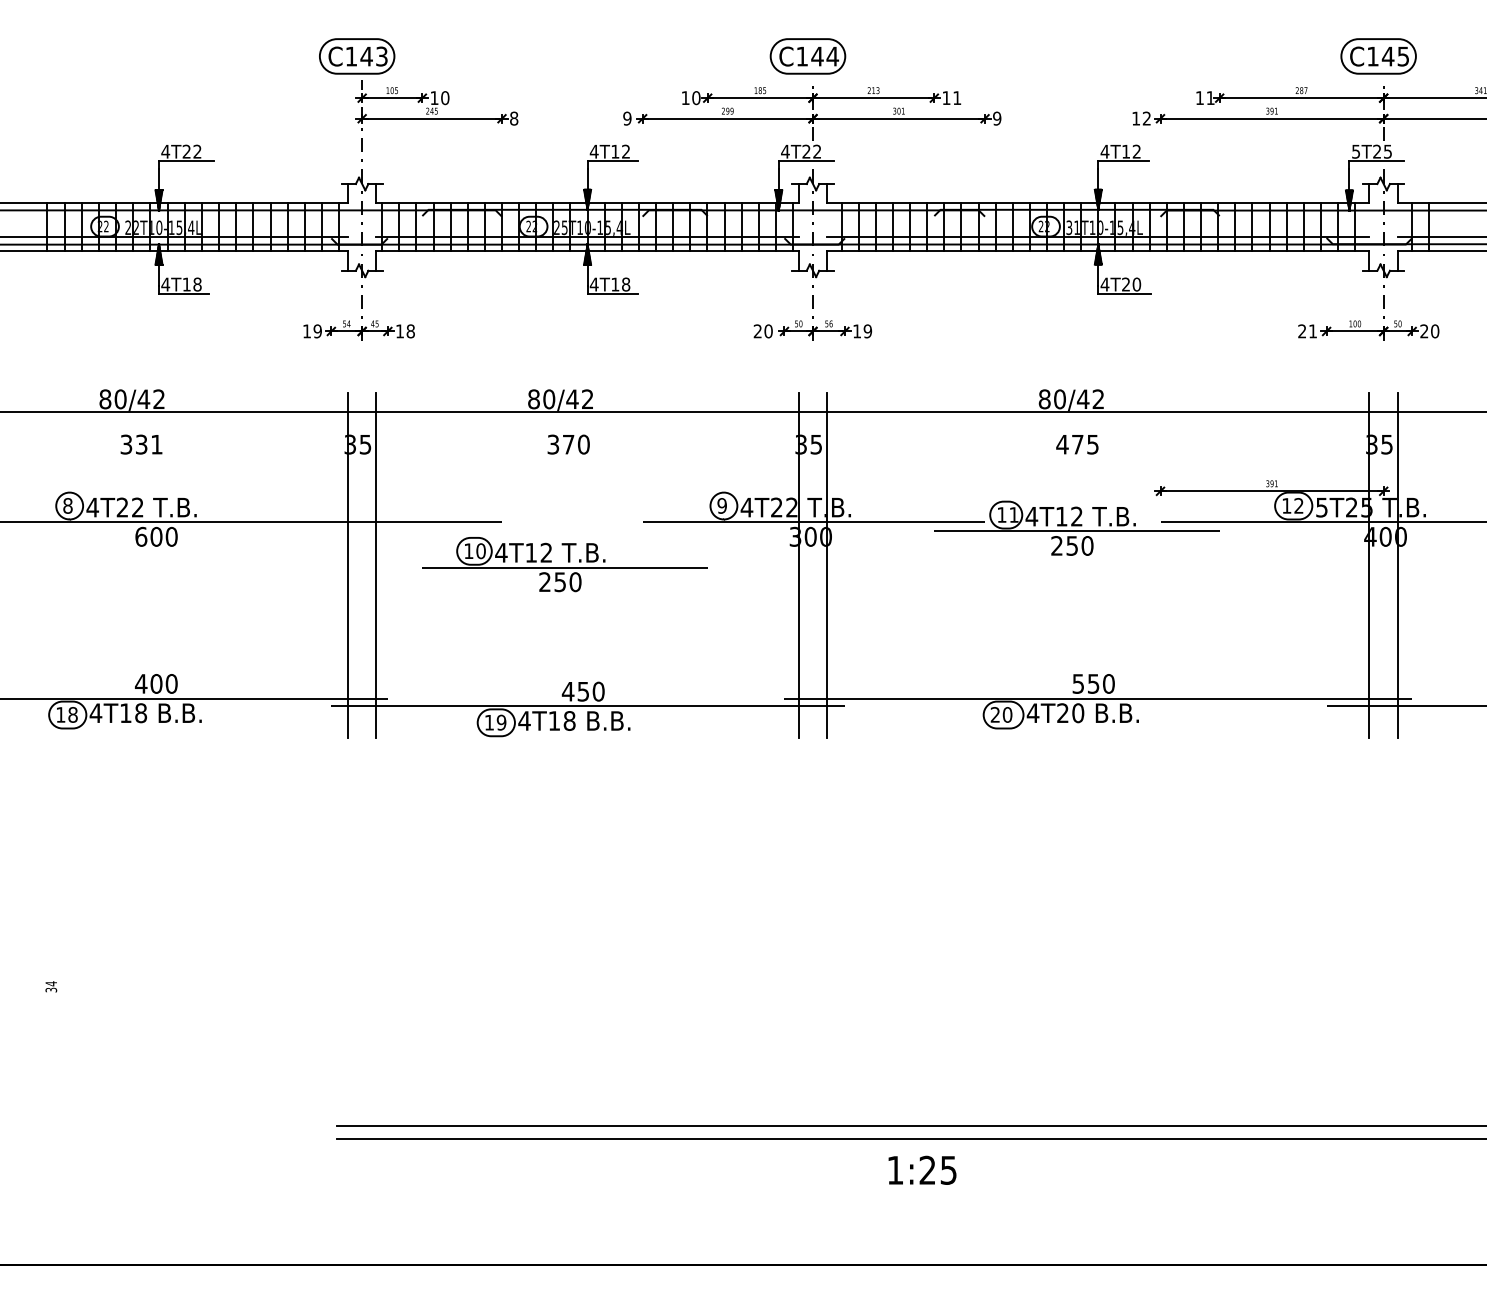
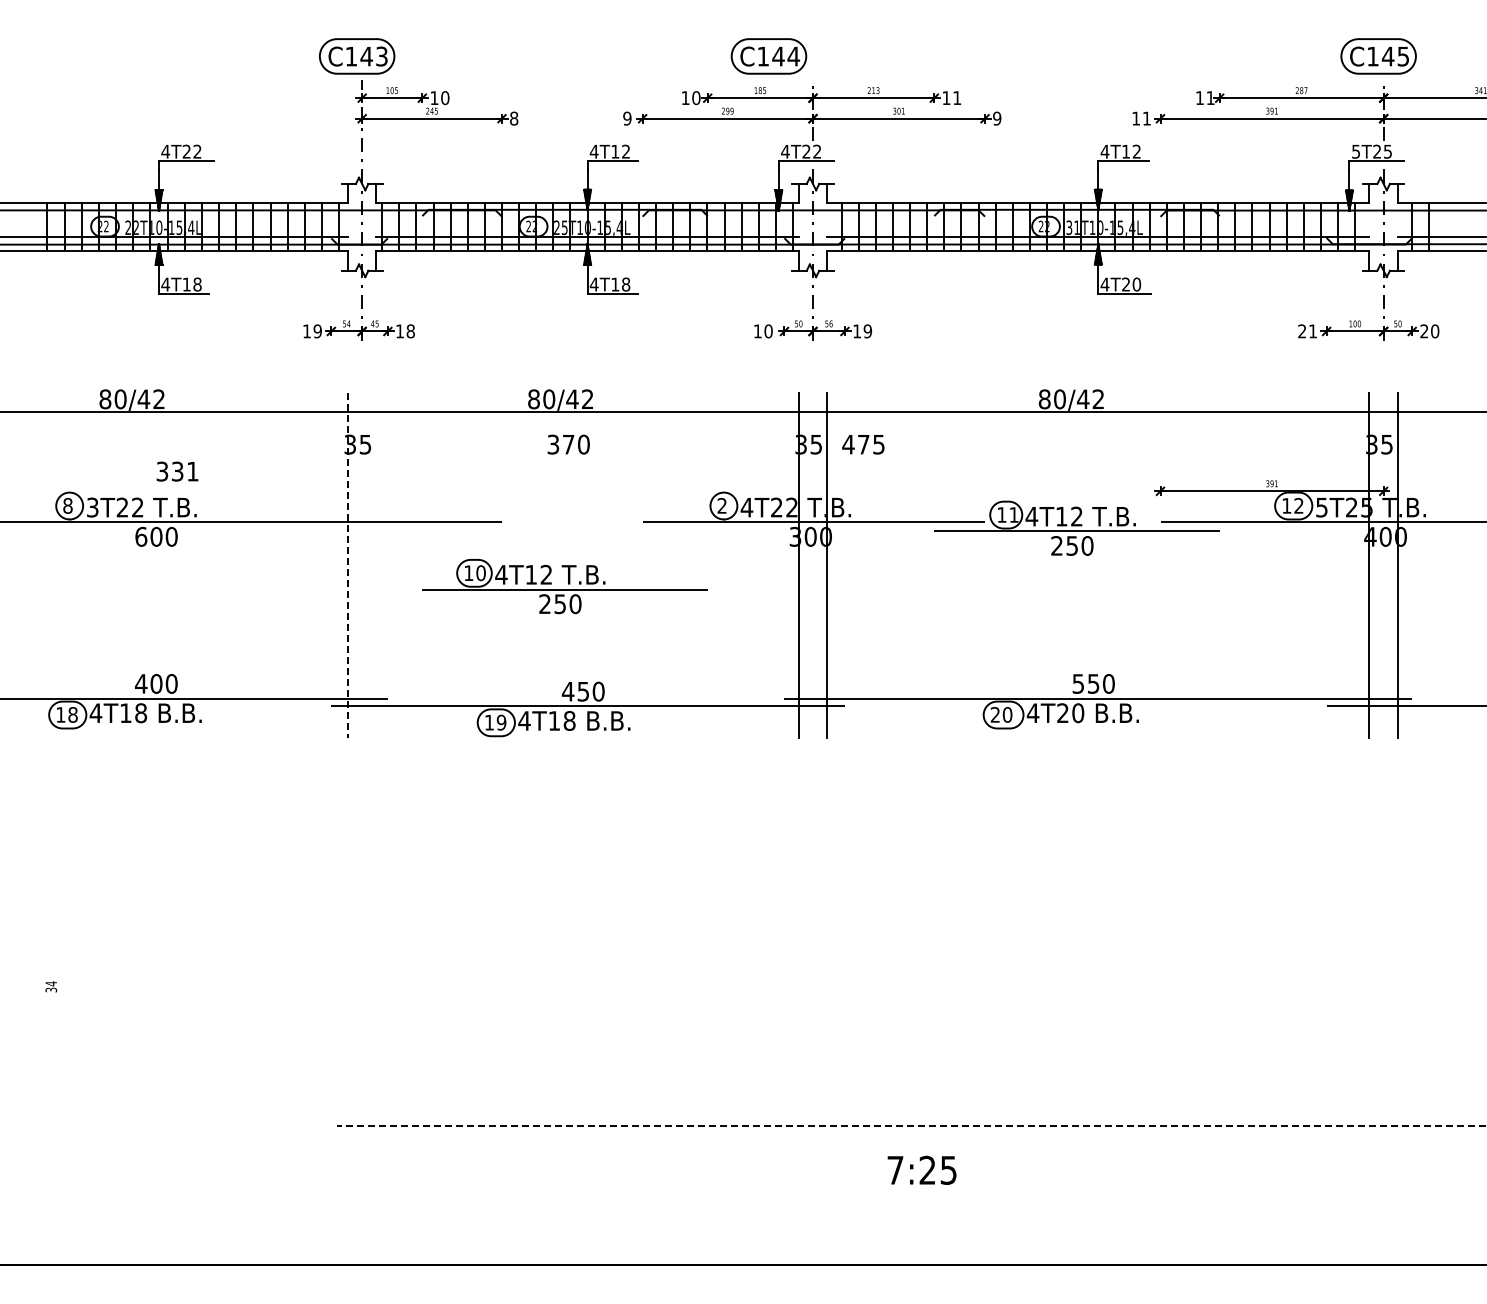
part position: (807, 56) -> (768, 56) (768, 56)
text: 12 -> 11 (1146, 118)
text: 20 -> 10 (757, 331)
text position: (141, 444) -> (177, 471) (177, 471)
text position: (1077, 444) -> (863, 444) (863, 444)
text: 9 -> 2 (721, 505)
text: 4T22 -> 3T22 (92, 507)
part position: (564, 564) -> (564, 586) (564, 586)
line: solid -> dashed (347, 565)
line: present -> none (376, 565)
line: solid -> dashed (911, 1126)
line: present -> none (910, 1138)
text: 1:25 -> 7:25 (895, 1170)
